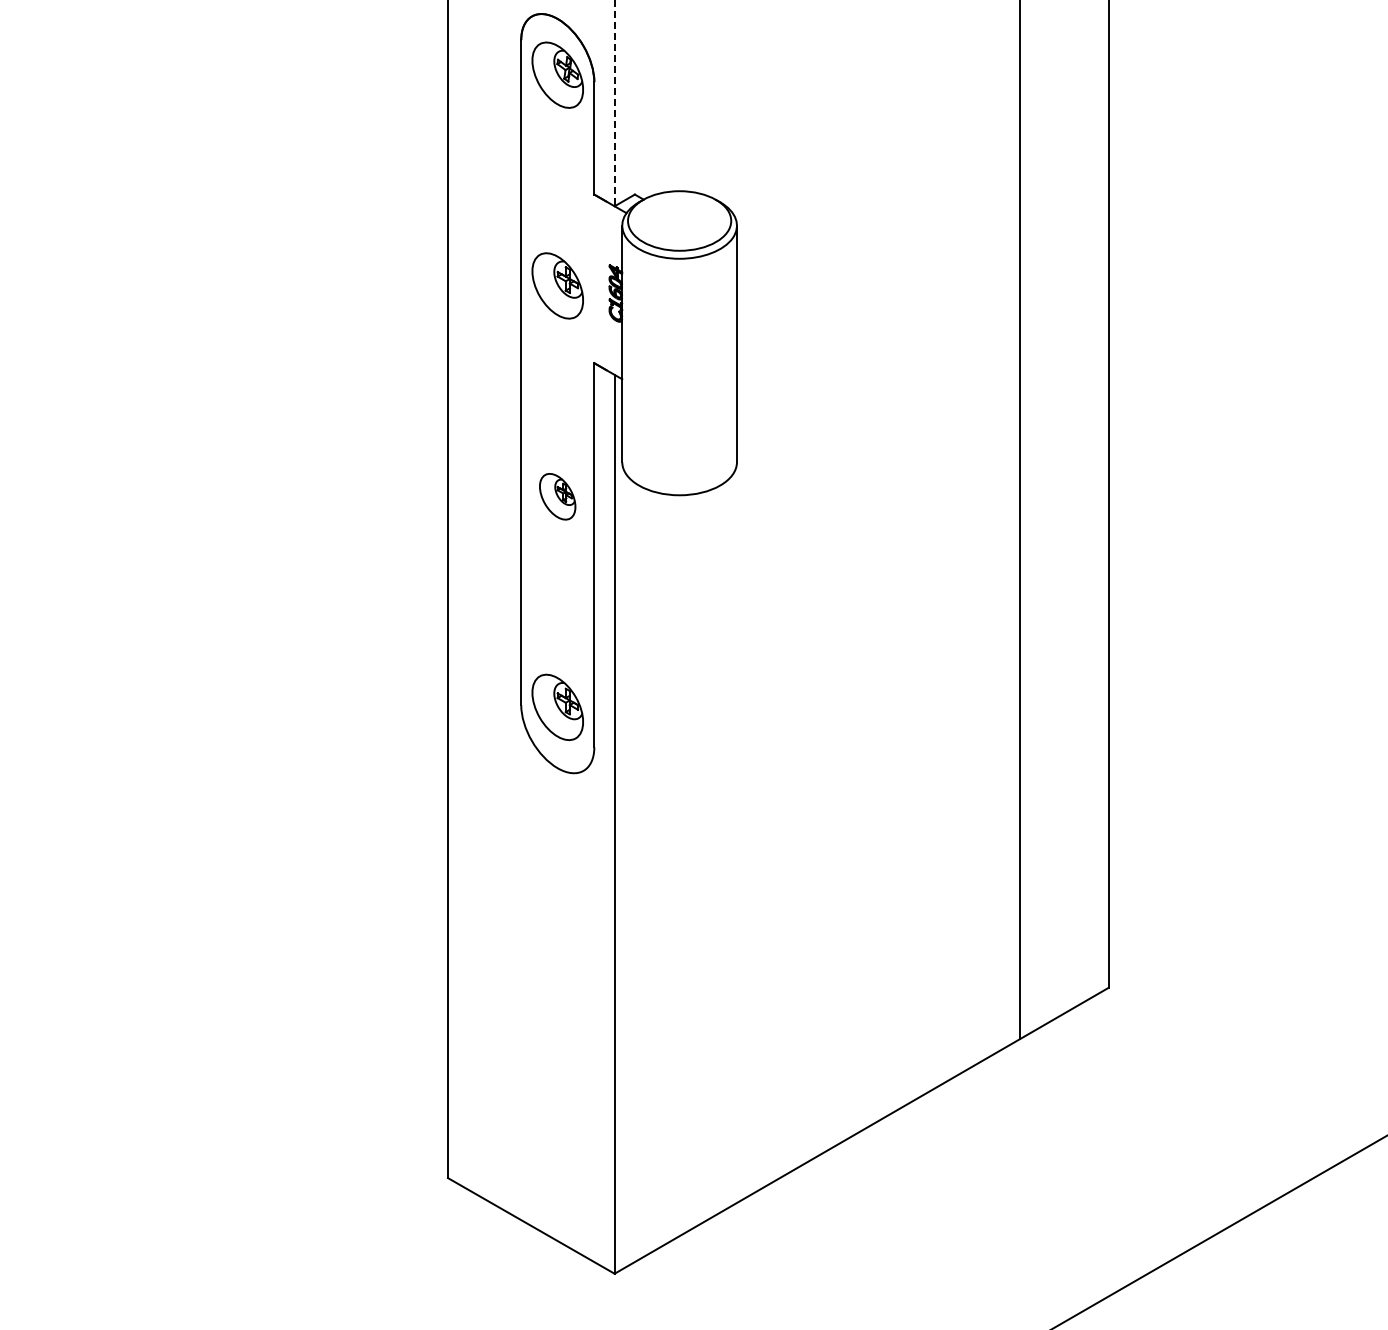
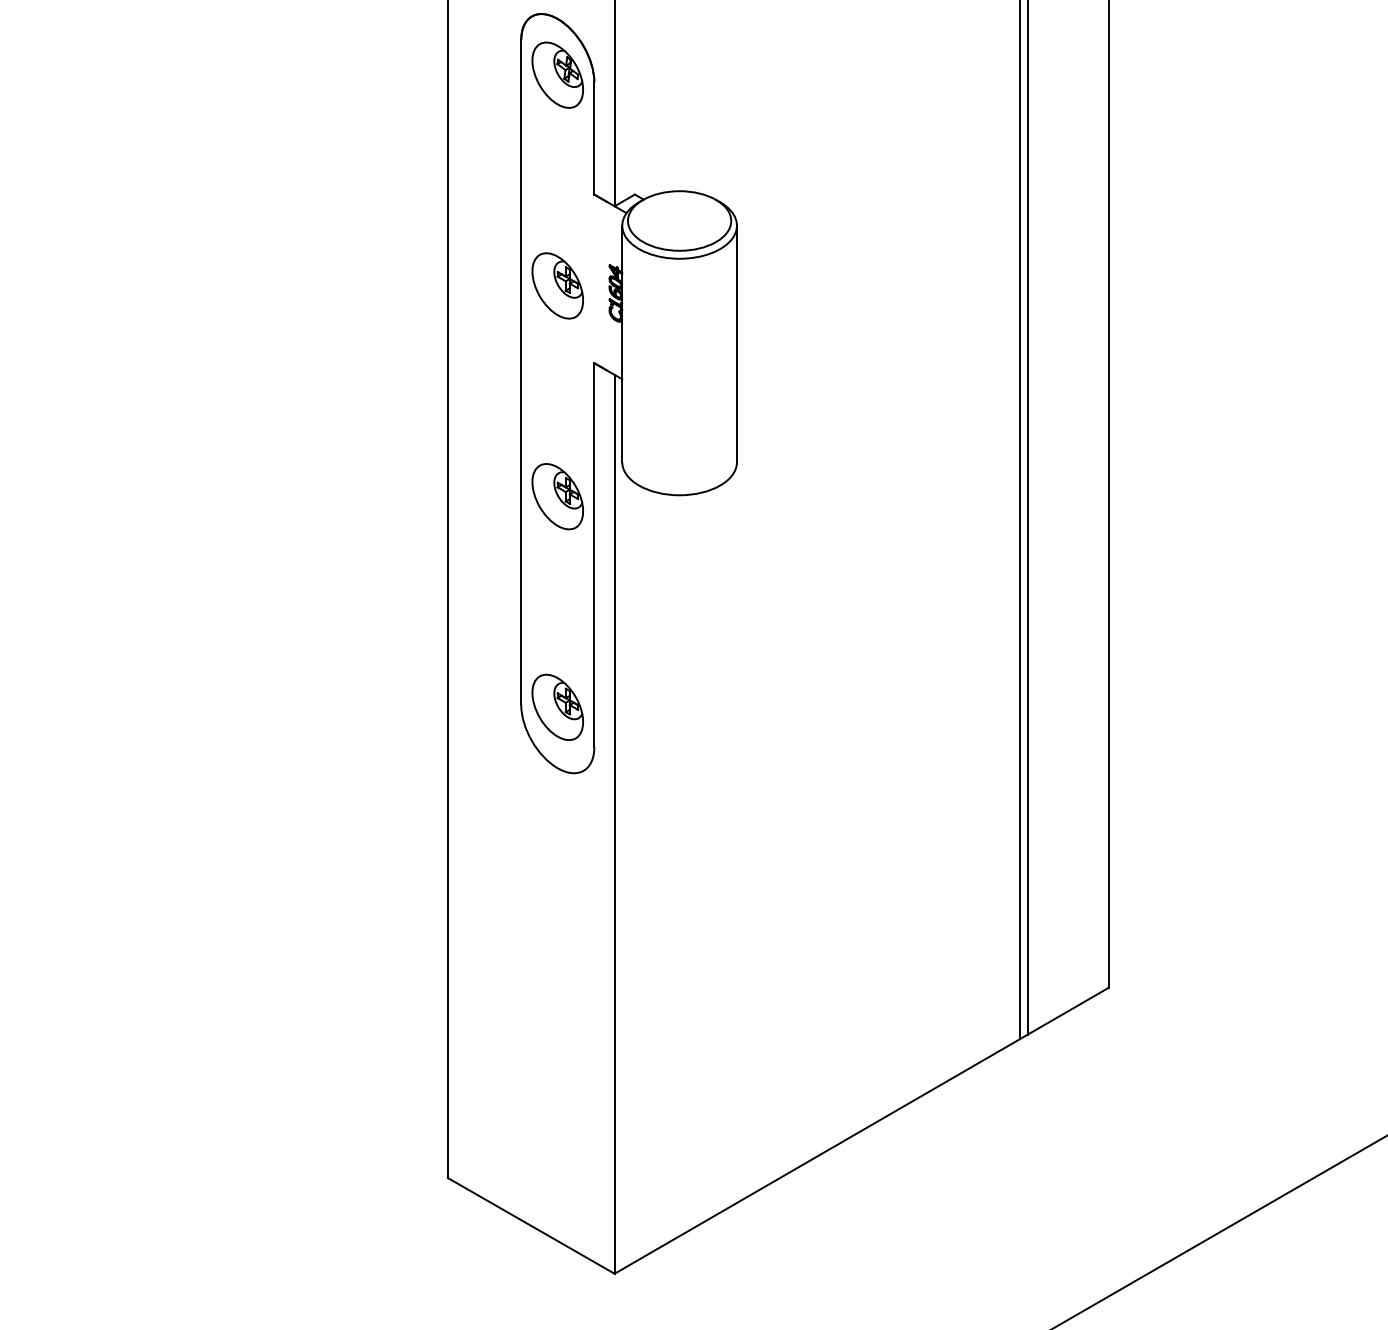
line: dashed -> solid (614, 103)
part size: 38x48 px -> 53x68 px (557, 496)
line: none -> present (1027, 518)
